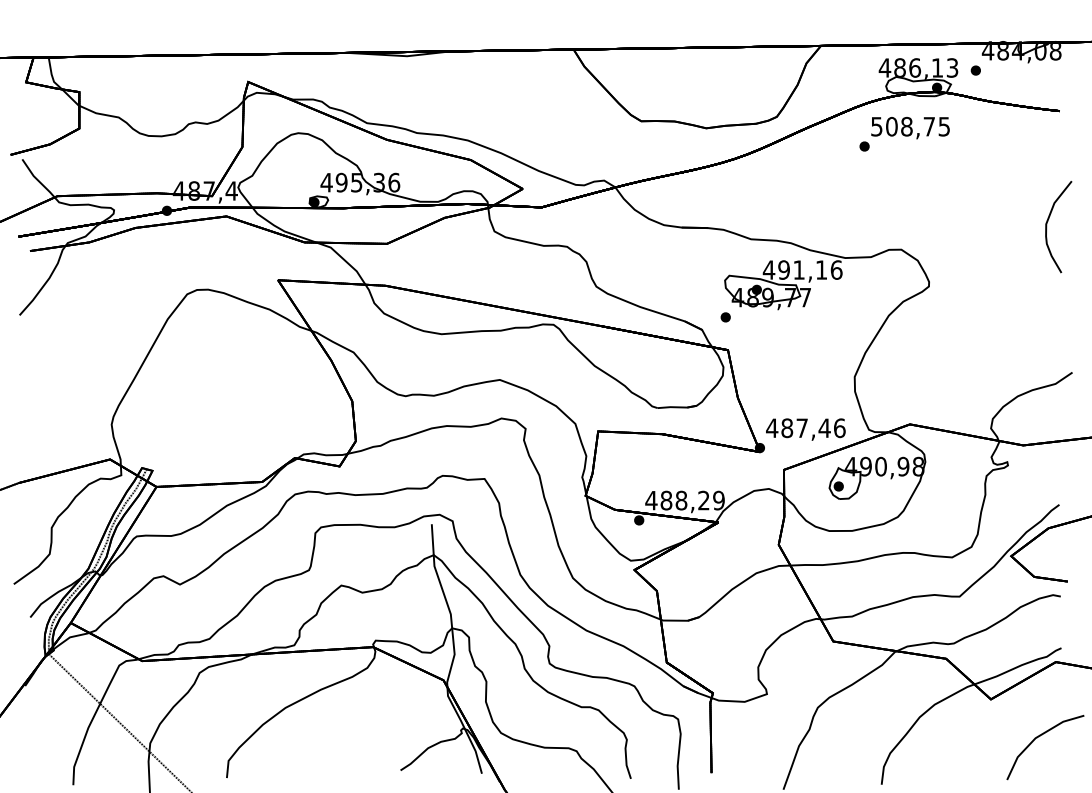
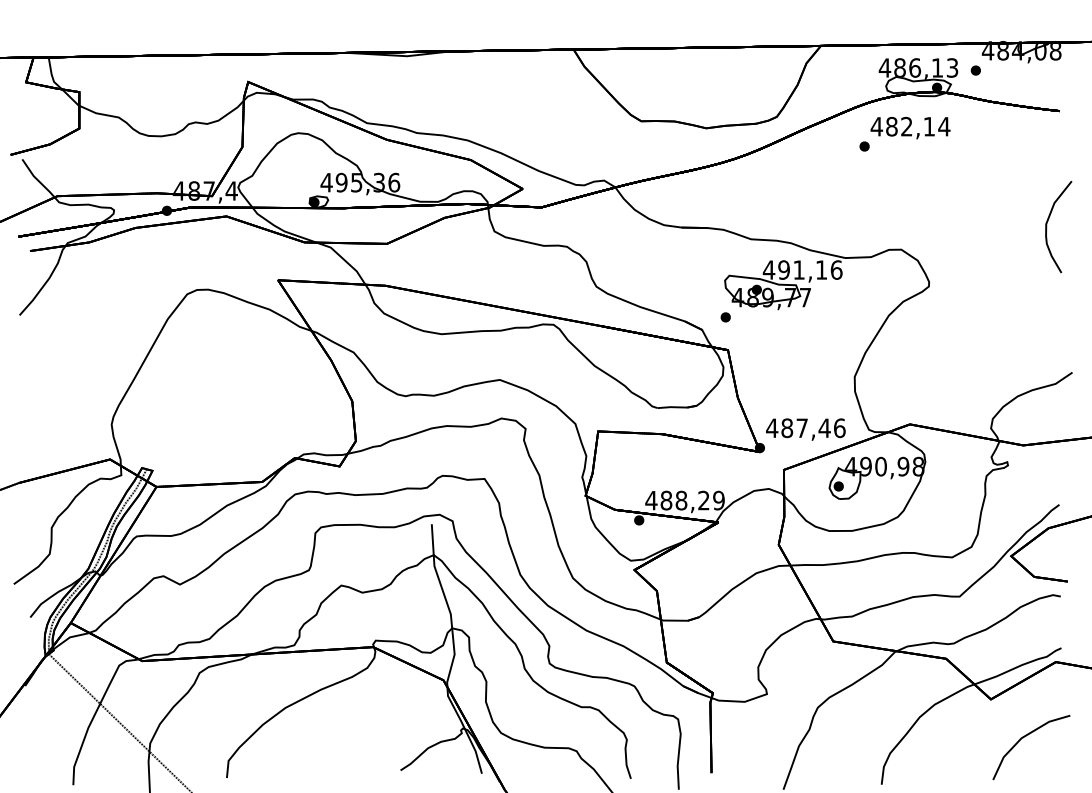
text: 508,75 -> 482,14 (910, 126)
part position: (1037, 738) -> (1023, 738) (1023, 738)
